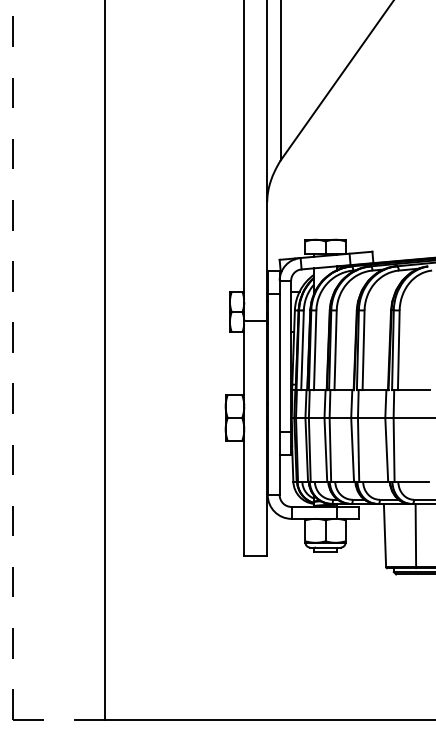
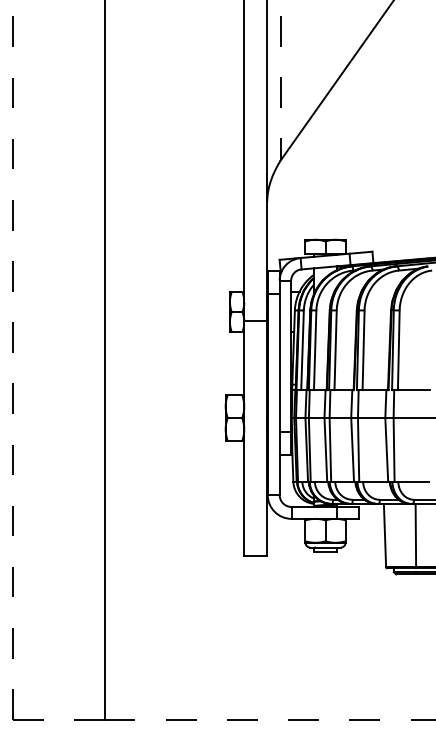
line: solid -> dashed (280, 80)
line: solid -> dashed (270, 719)
